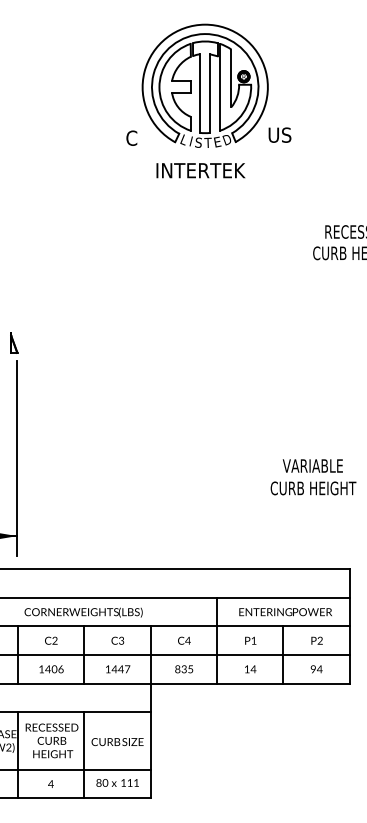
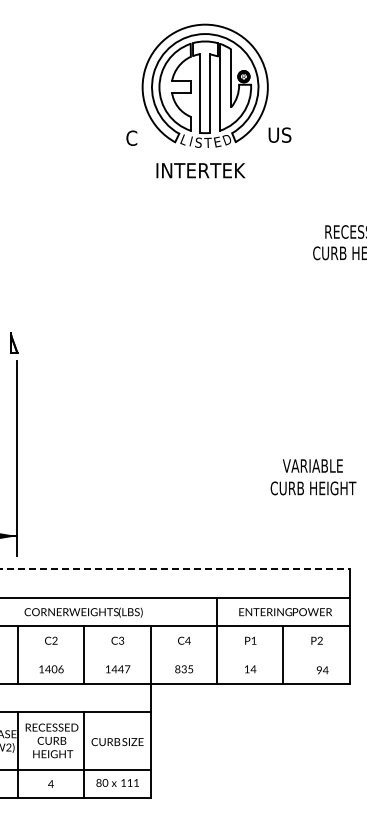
line: solid -> dashed (175, 569)
line: present -> none (175, 655)
text position: (316, 669) -> (322, 670) (322, 670)
